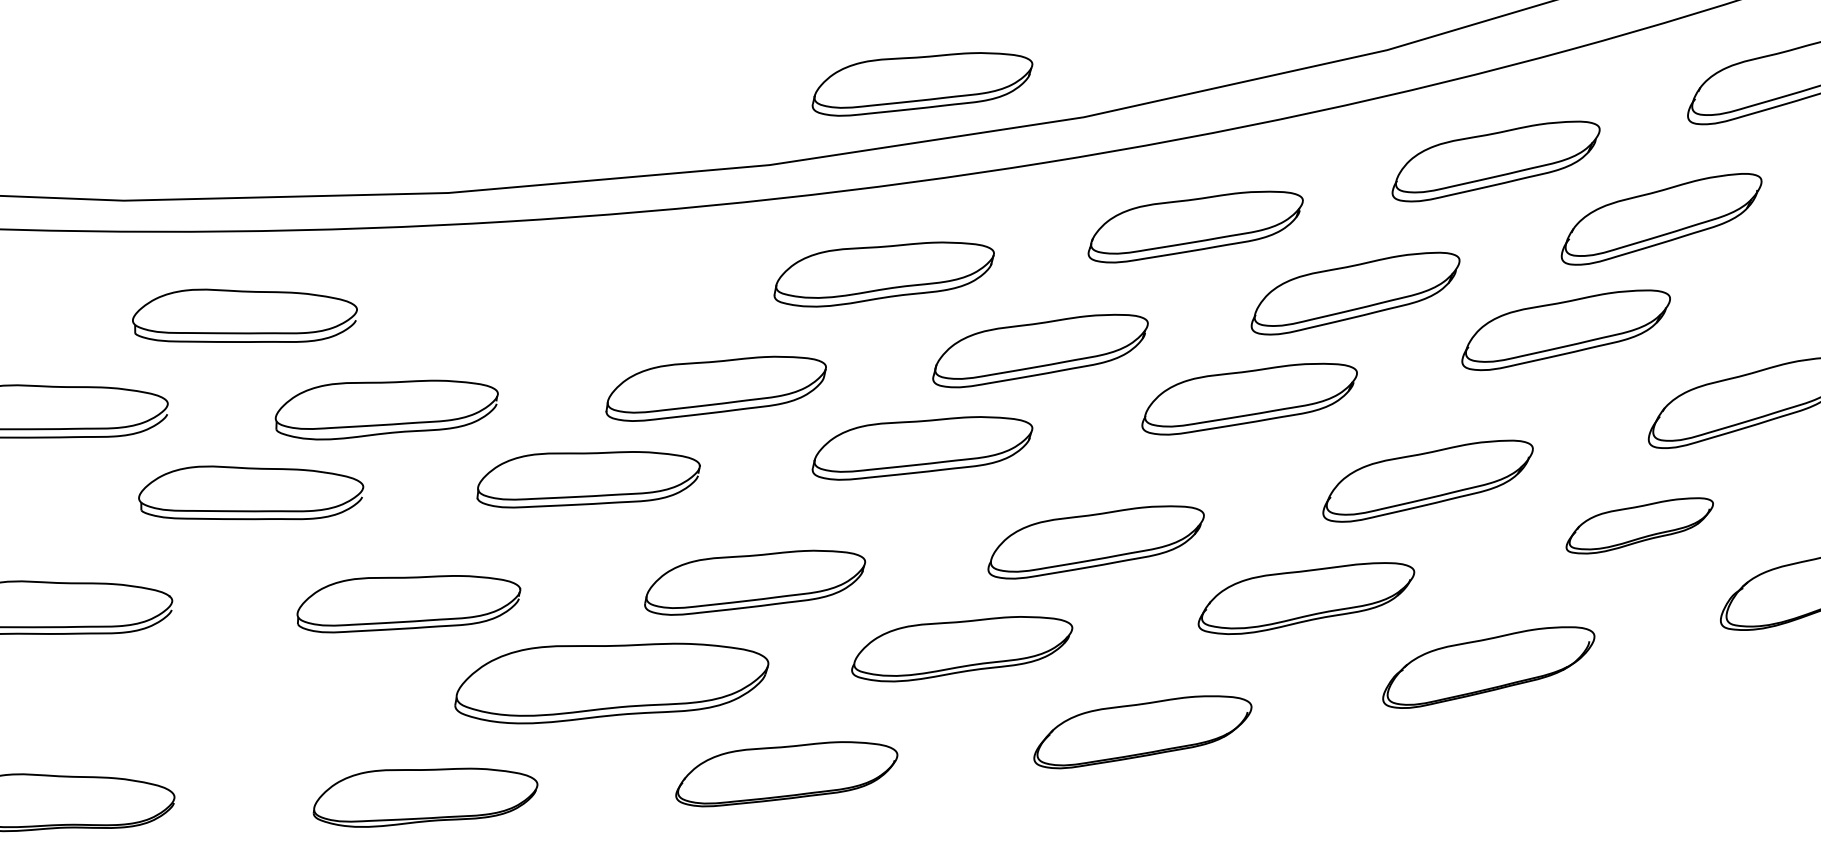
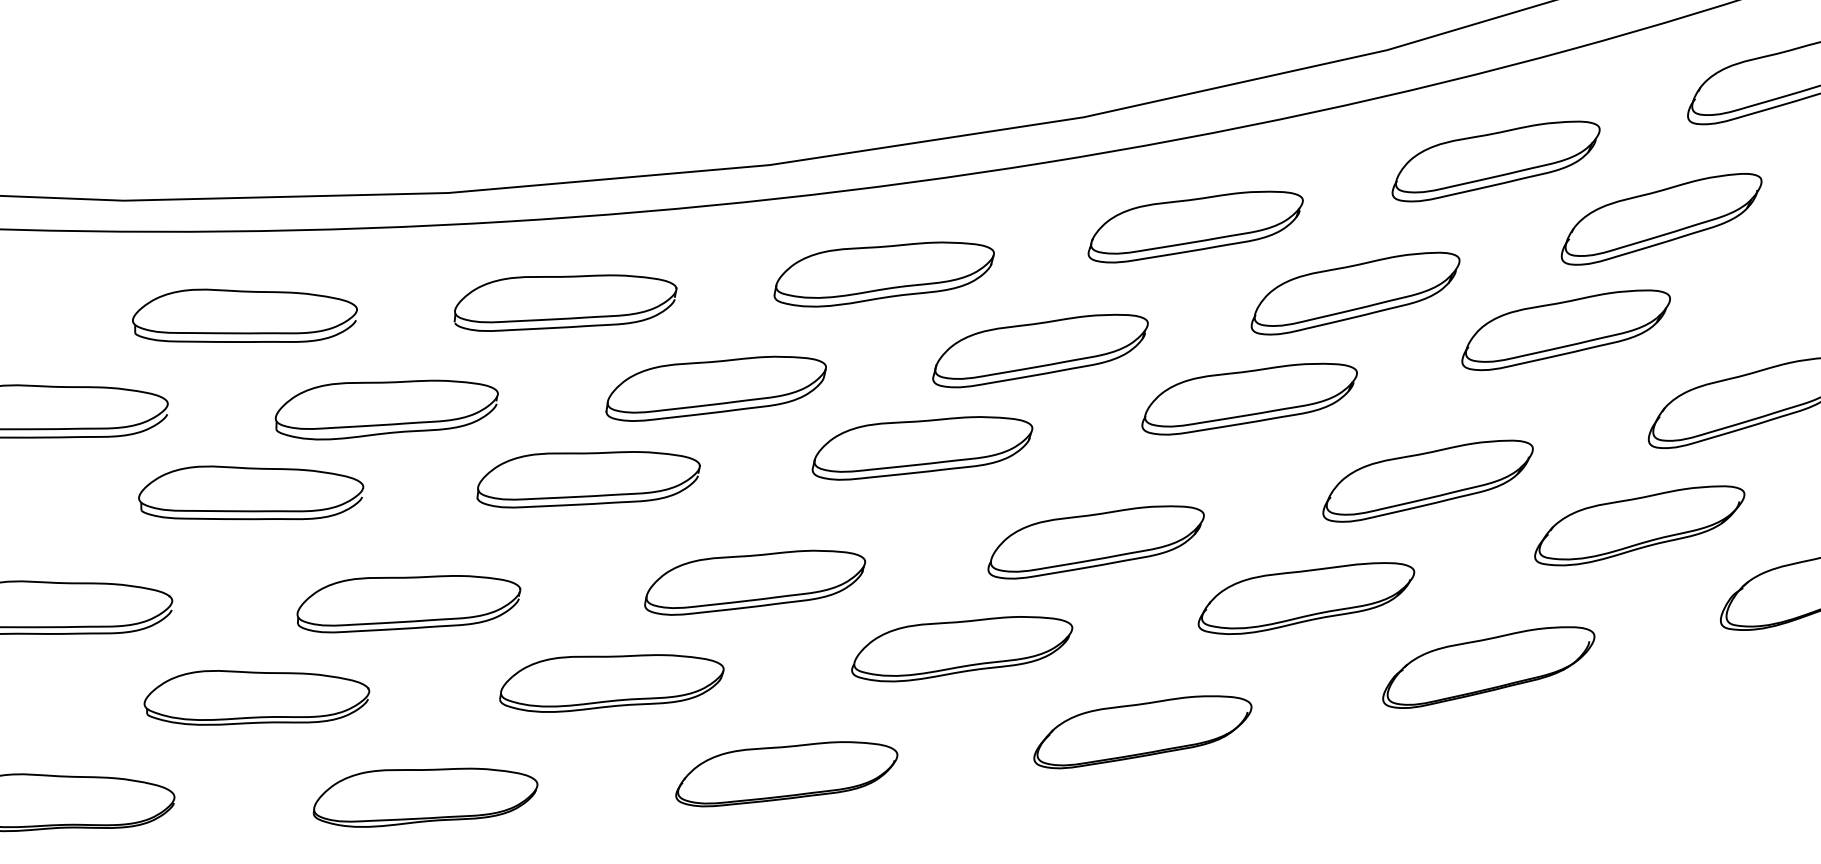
part: present -> none (922, 84)
part: none -> present (565, 302)
part size: 149x58 px -> 212x82 px (1639, 525)
part size: 316x83 px -> 226x59 px (611, 683)
part: none -> present (256, 697)
